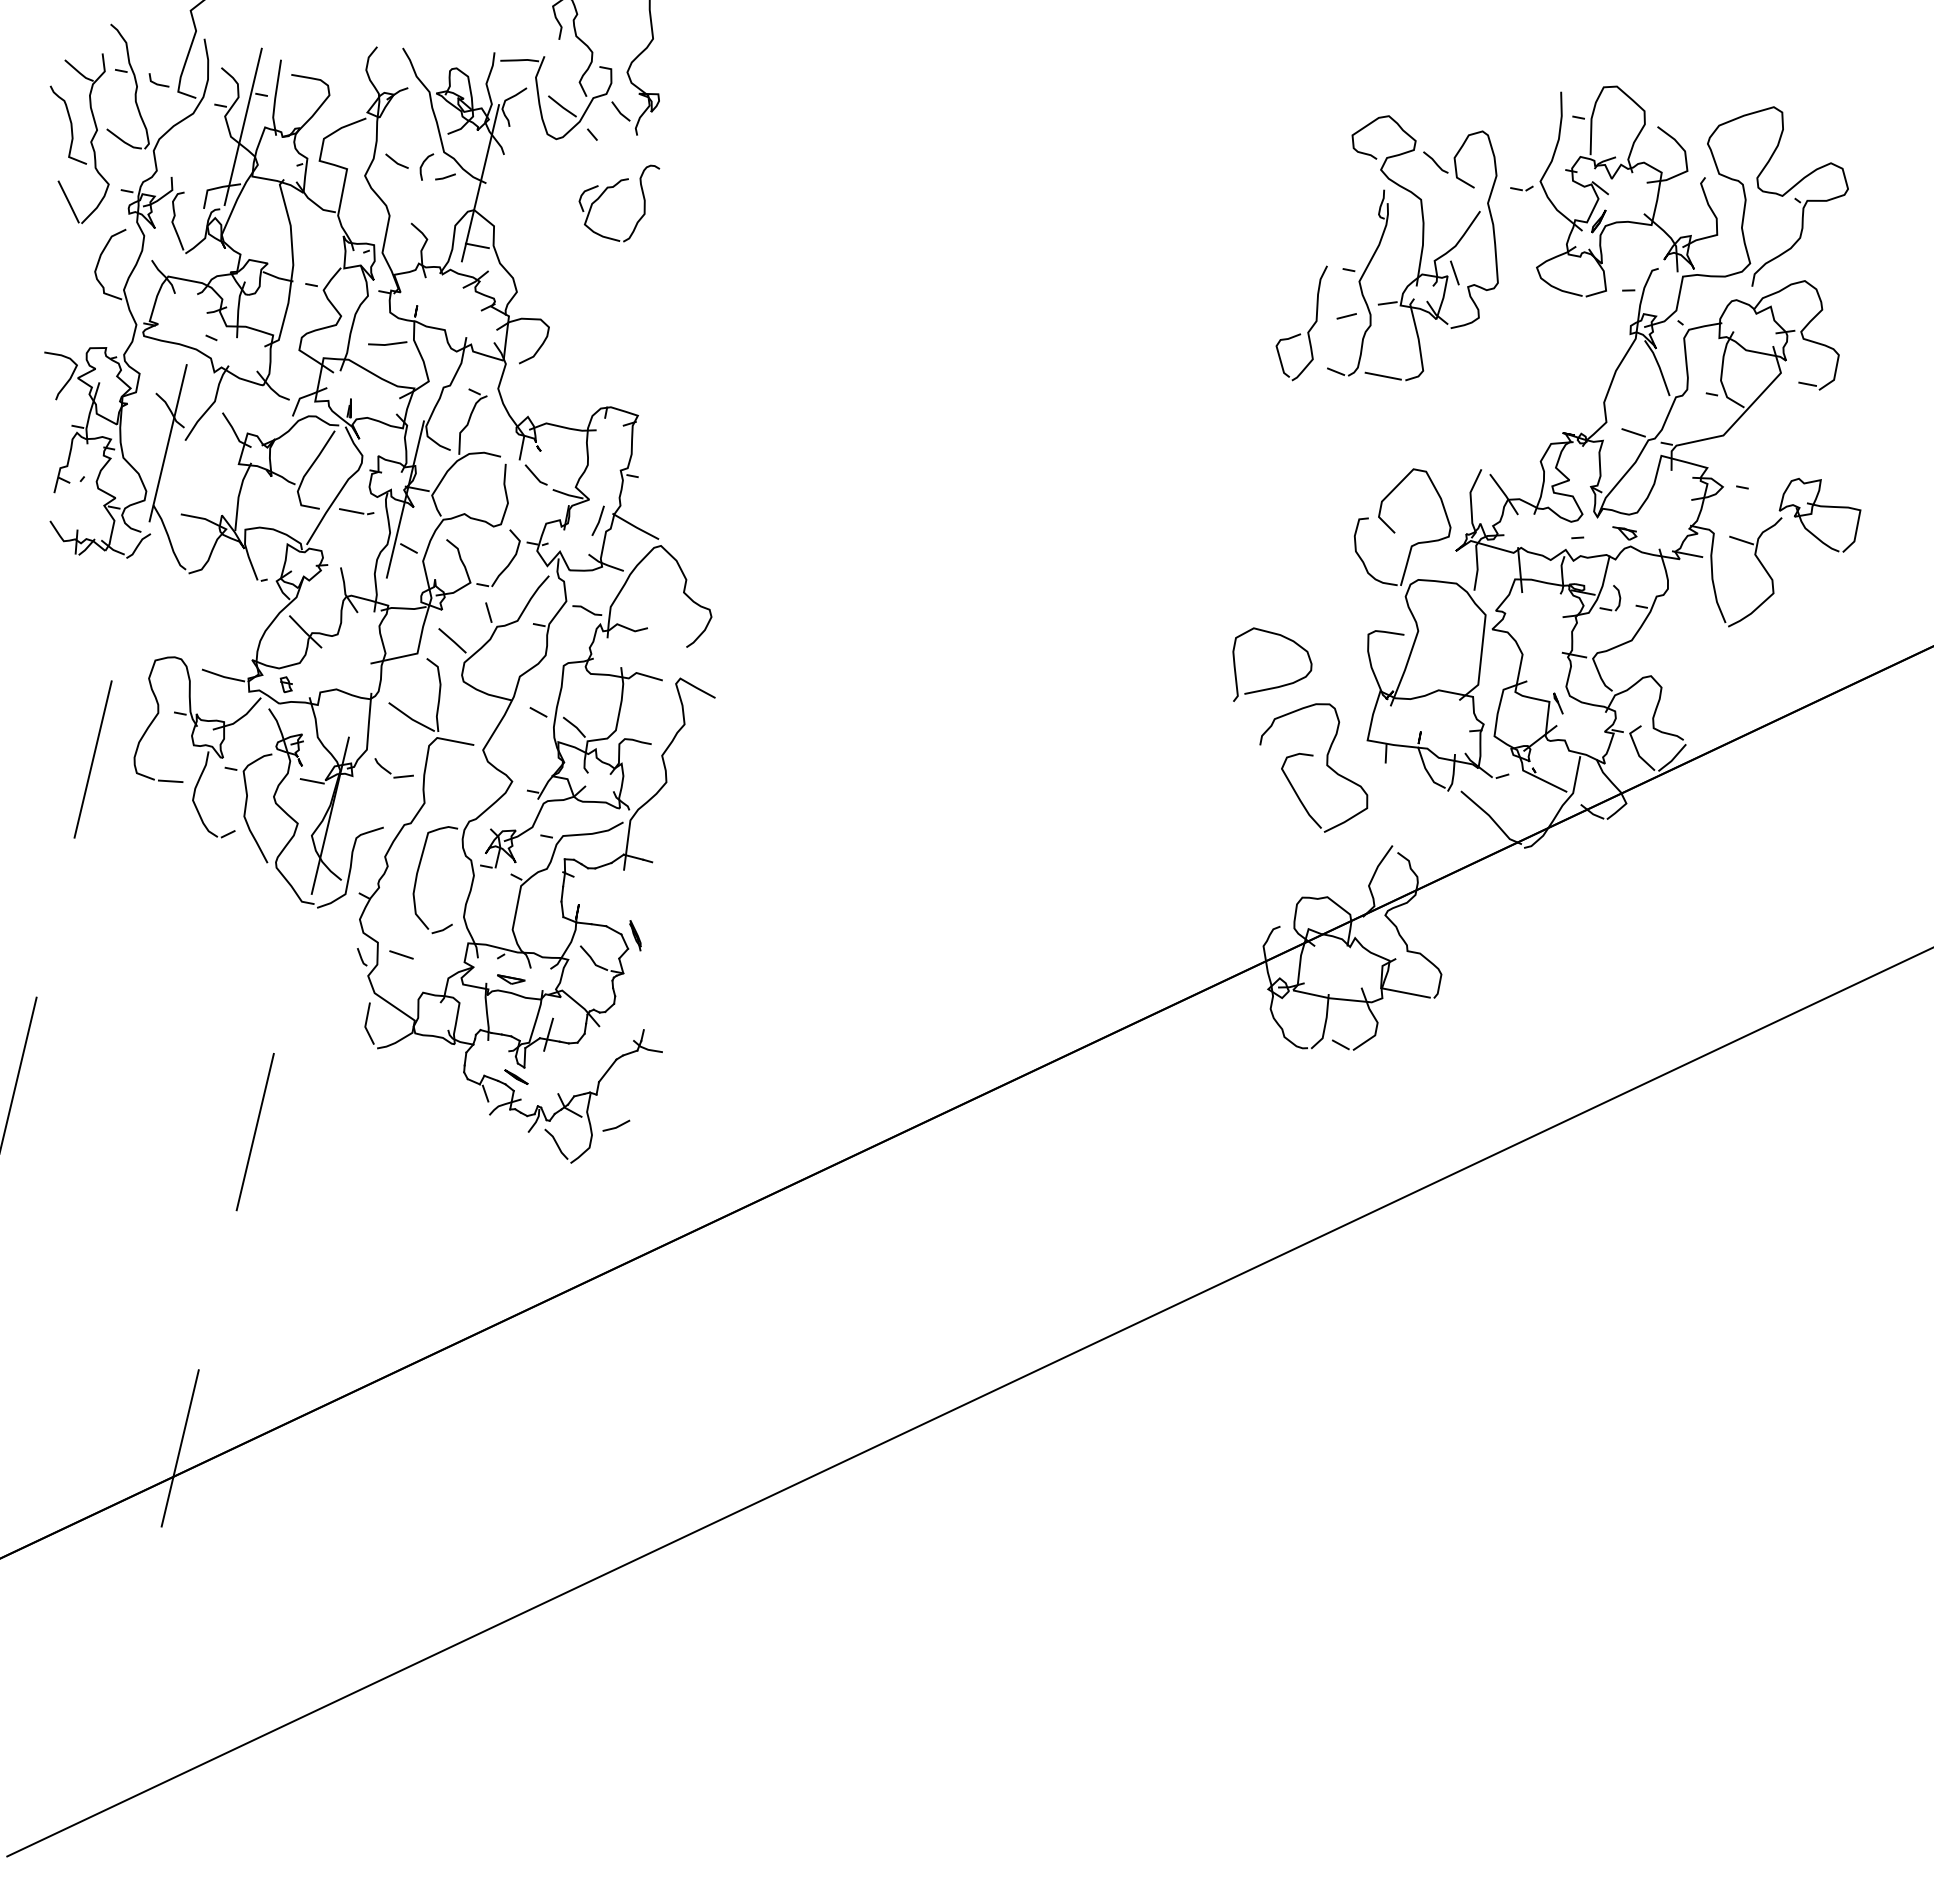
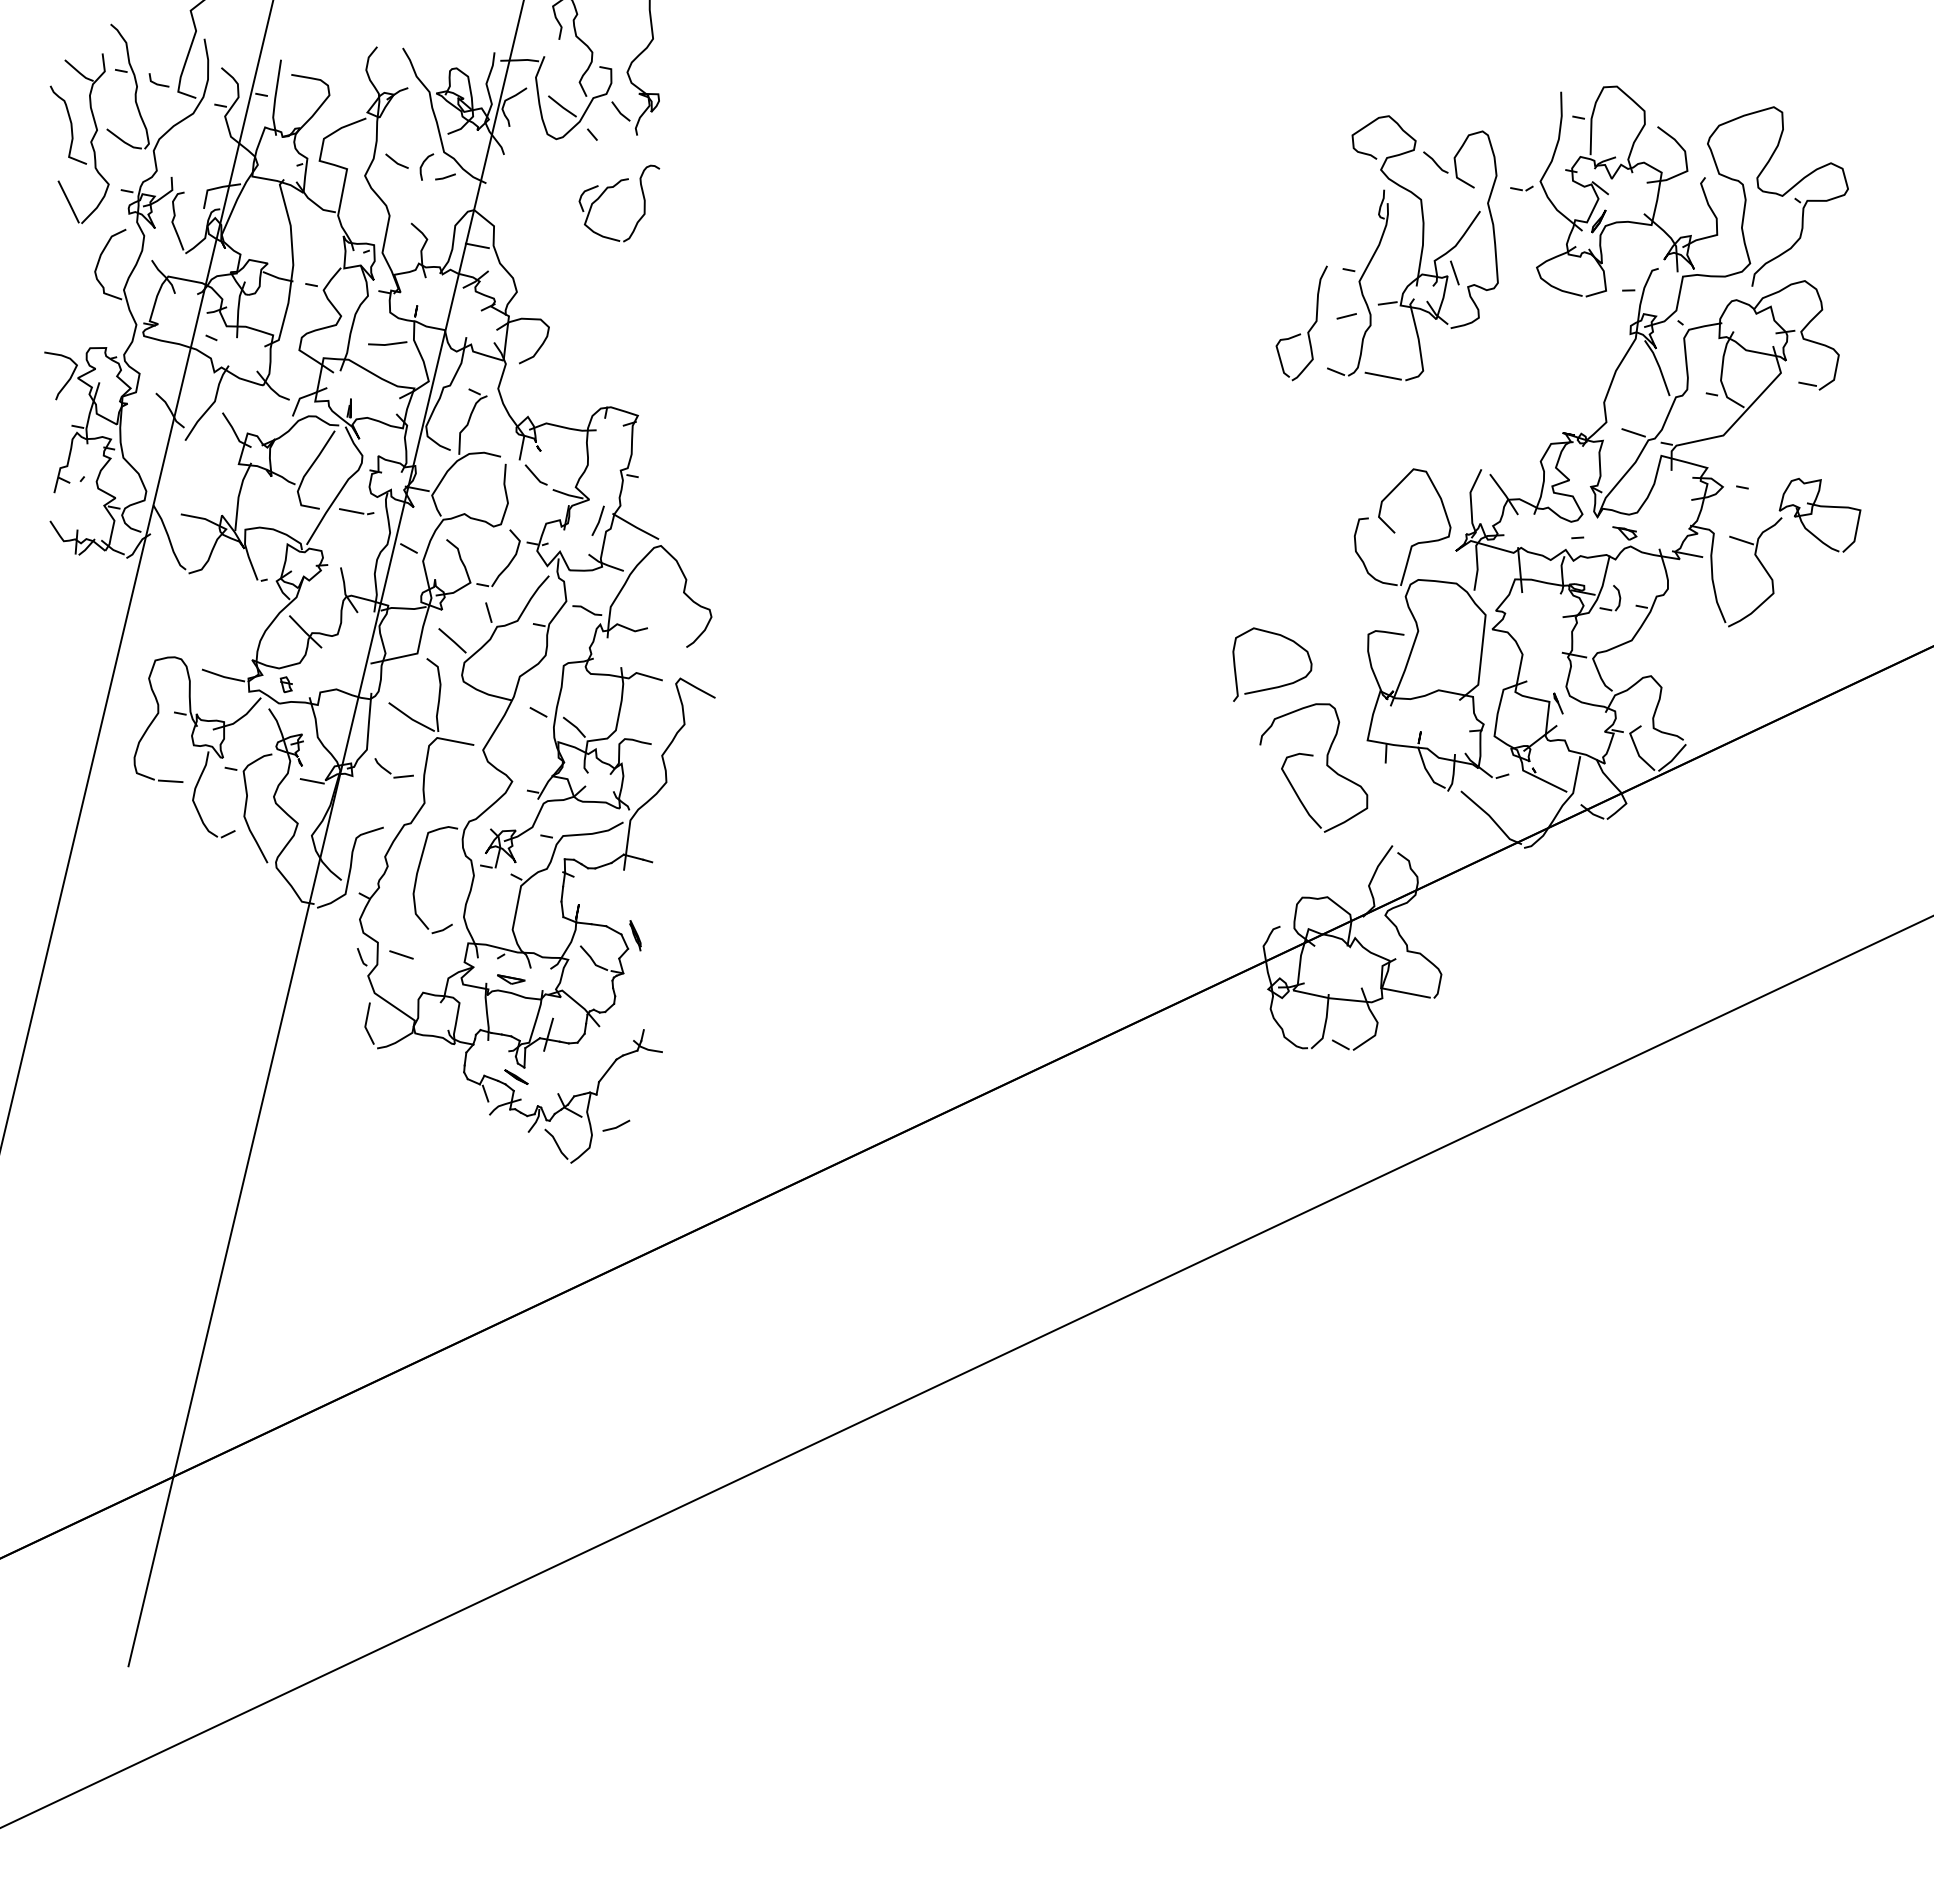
line: dashed -> solid (136, 576)
line: dashed -> solid (326, 833)
line position: (968, 1402) -> (966, 1372) (966, 1372)
